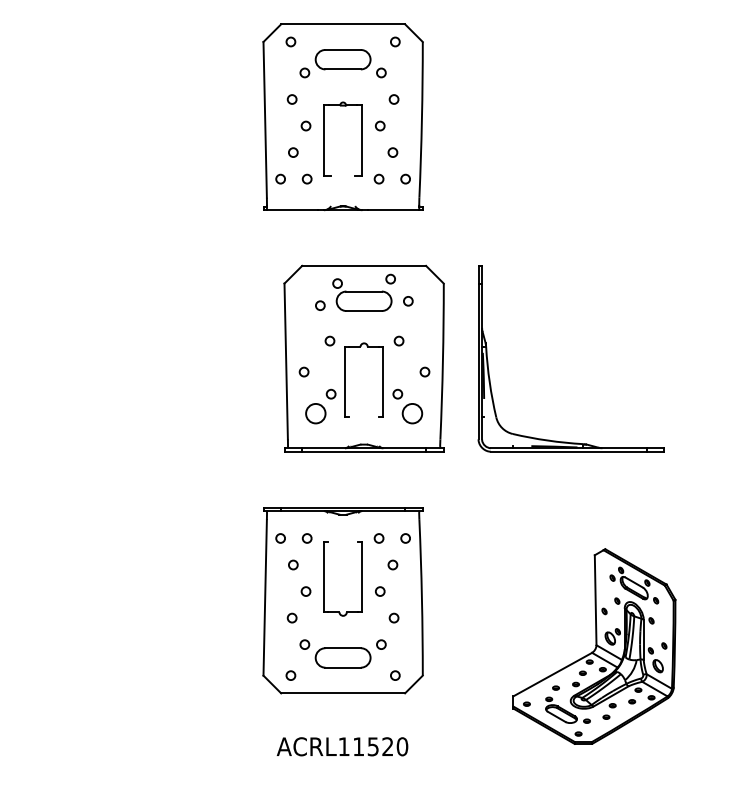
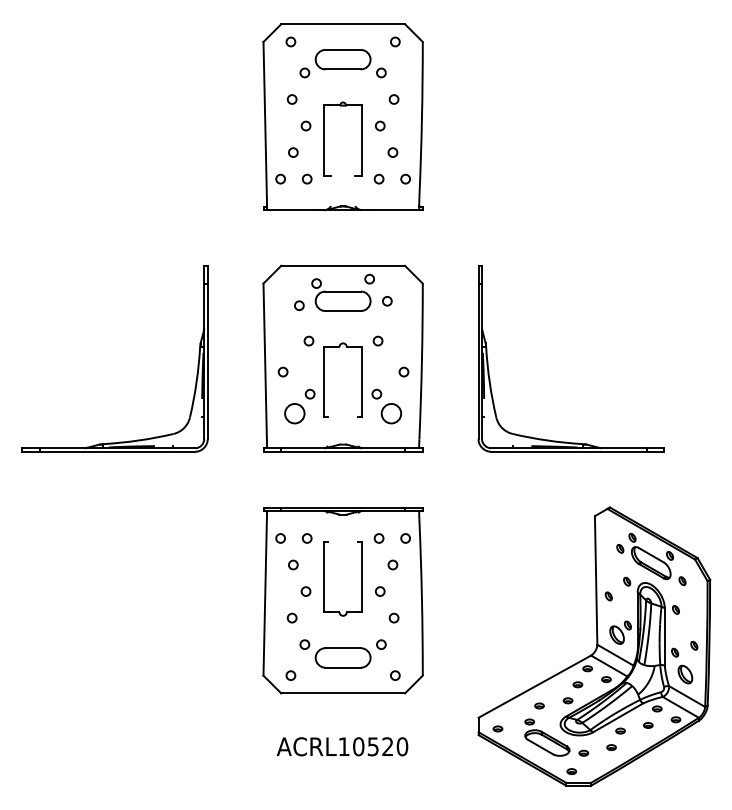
part position: (363, 358) -> (342, 358) (342, 358)
part: none -> present (197, 363)
part size: 165x197 px -> 235x281 px (594, 646)
text: ACRL11520 -> ACRL10520 (358, 746)
